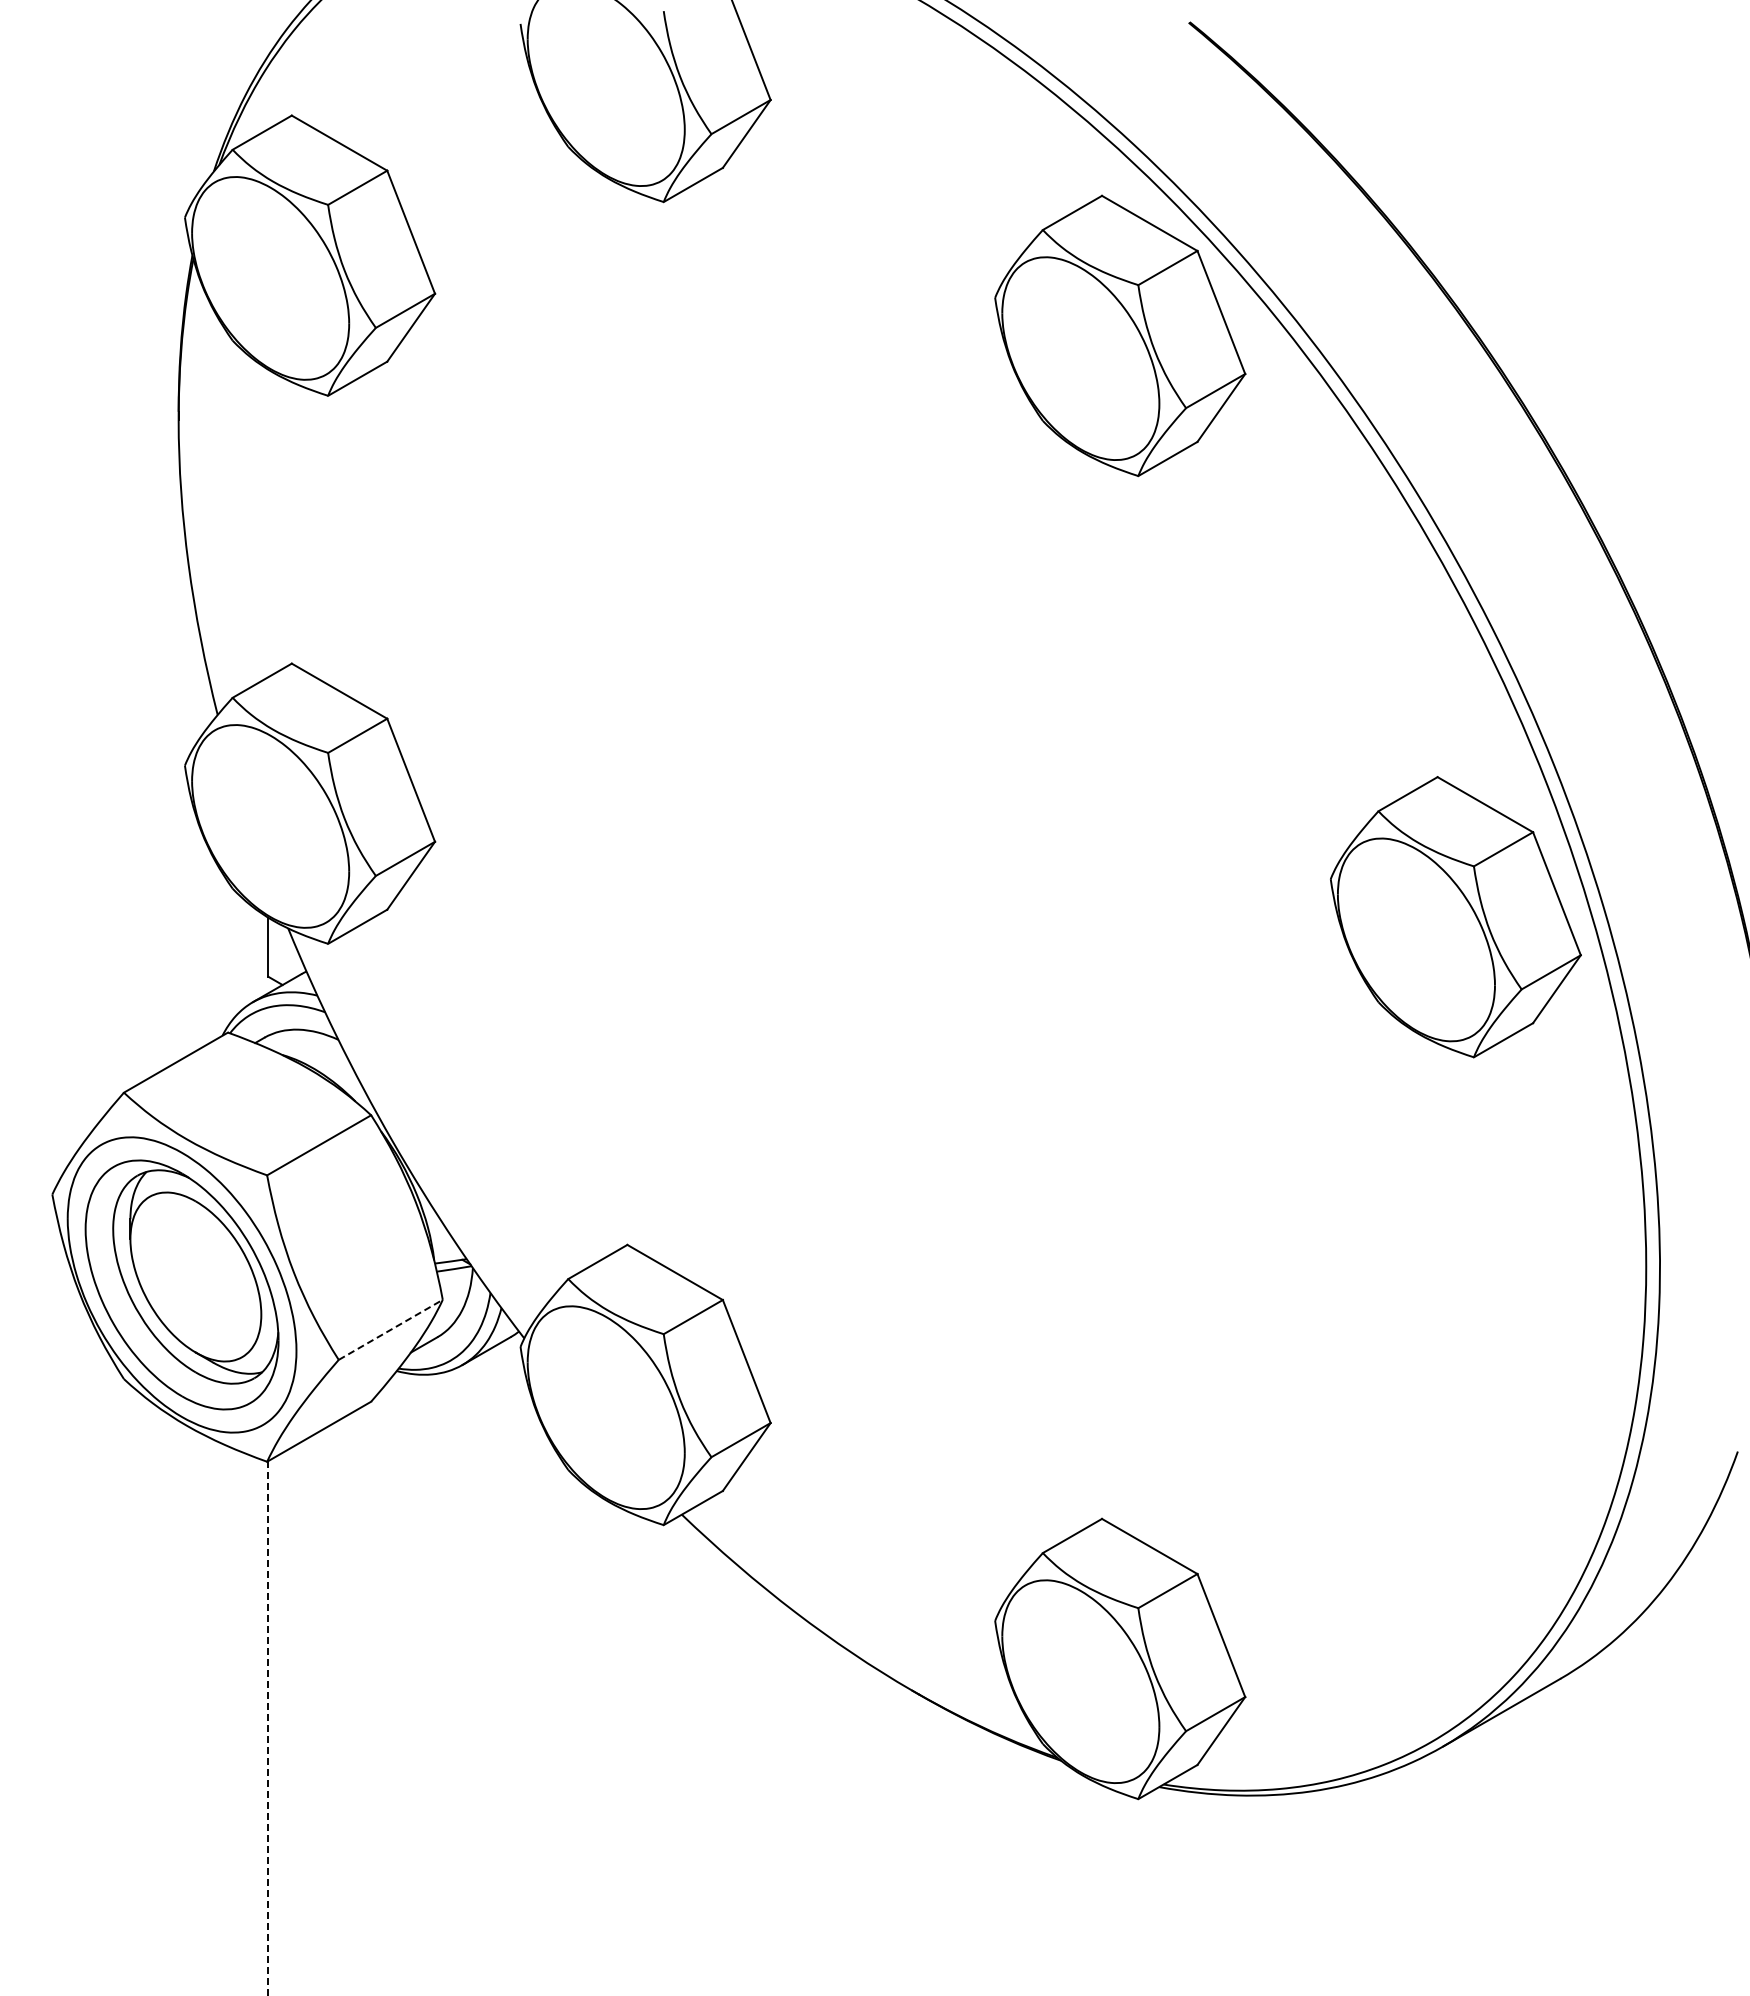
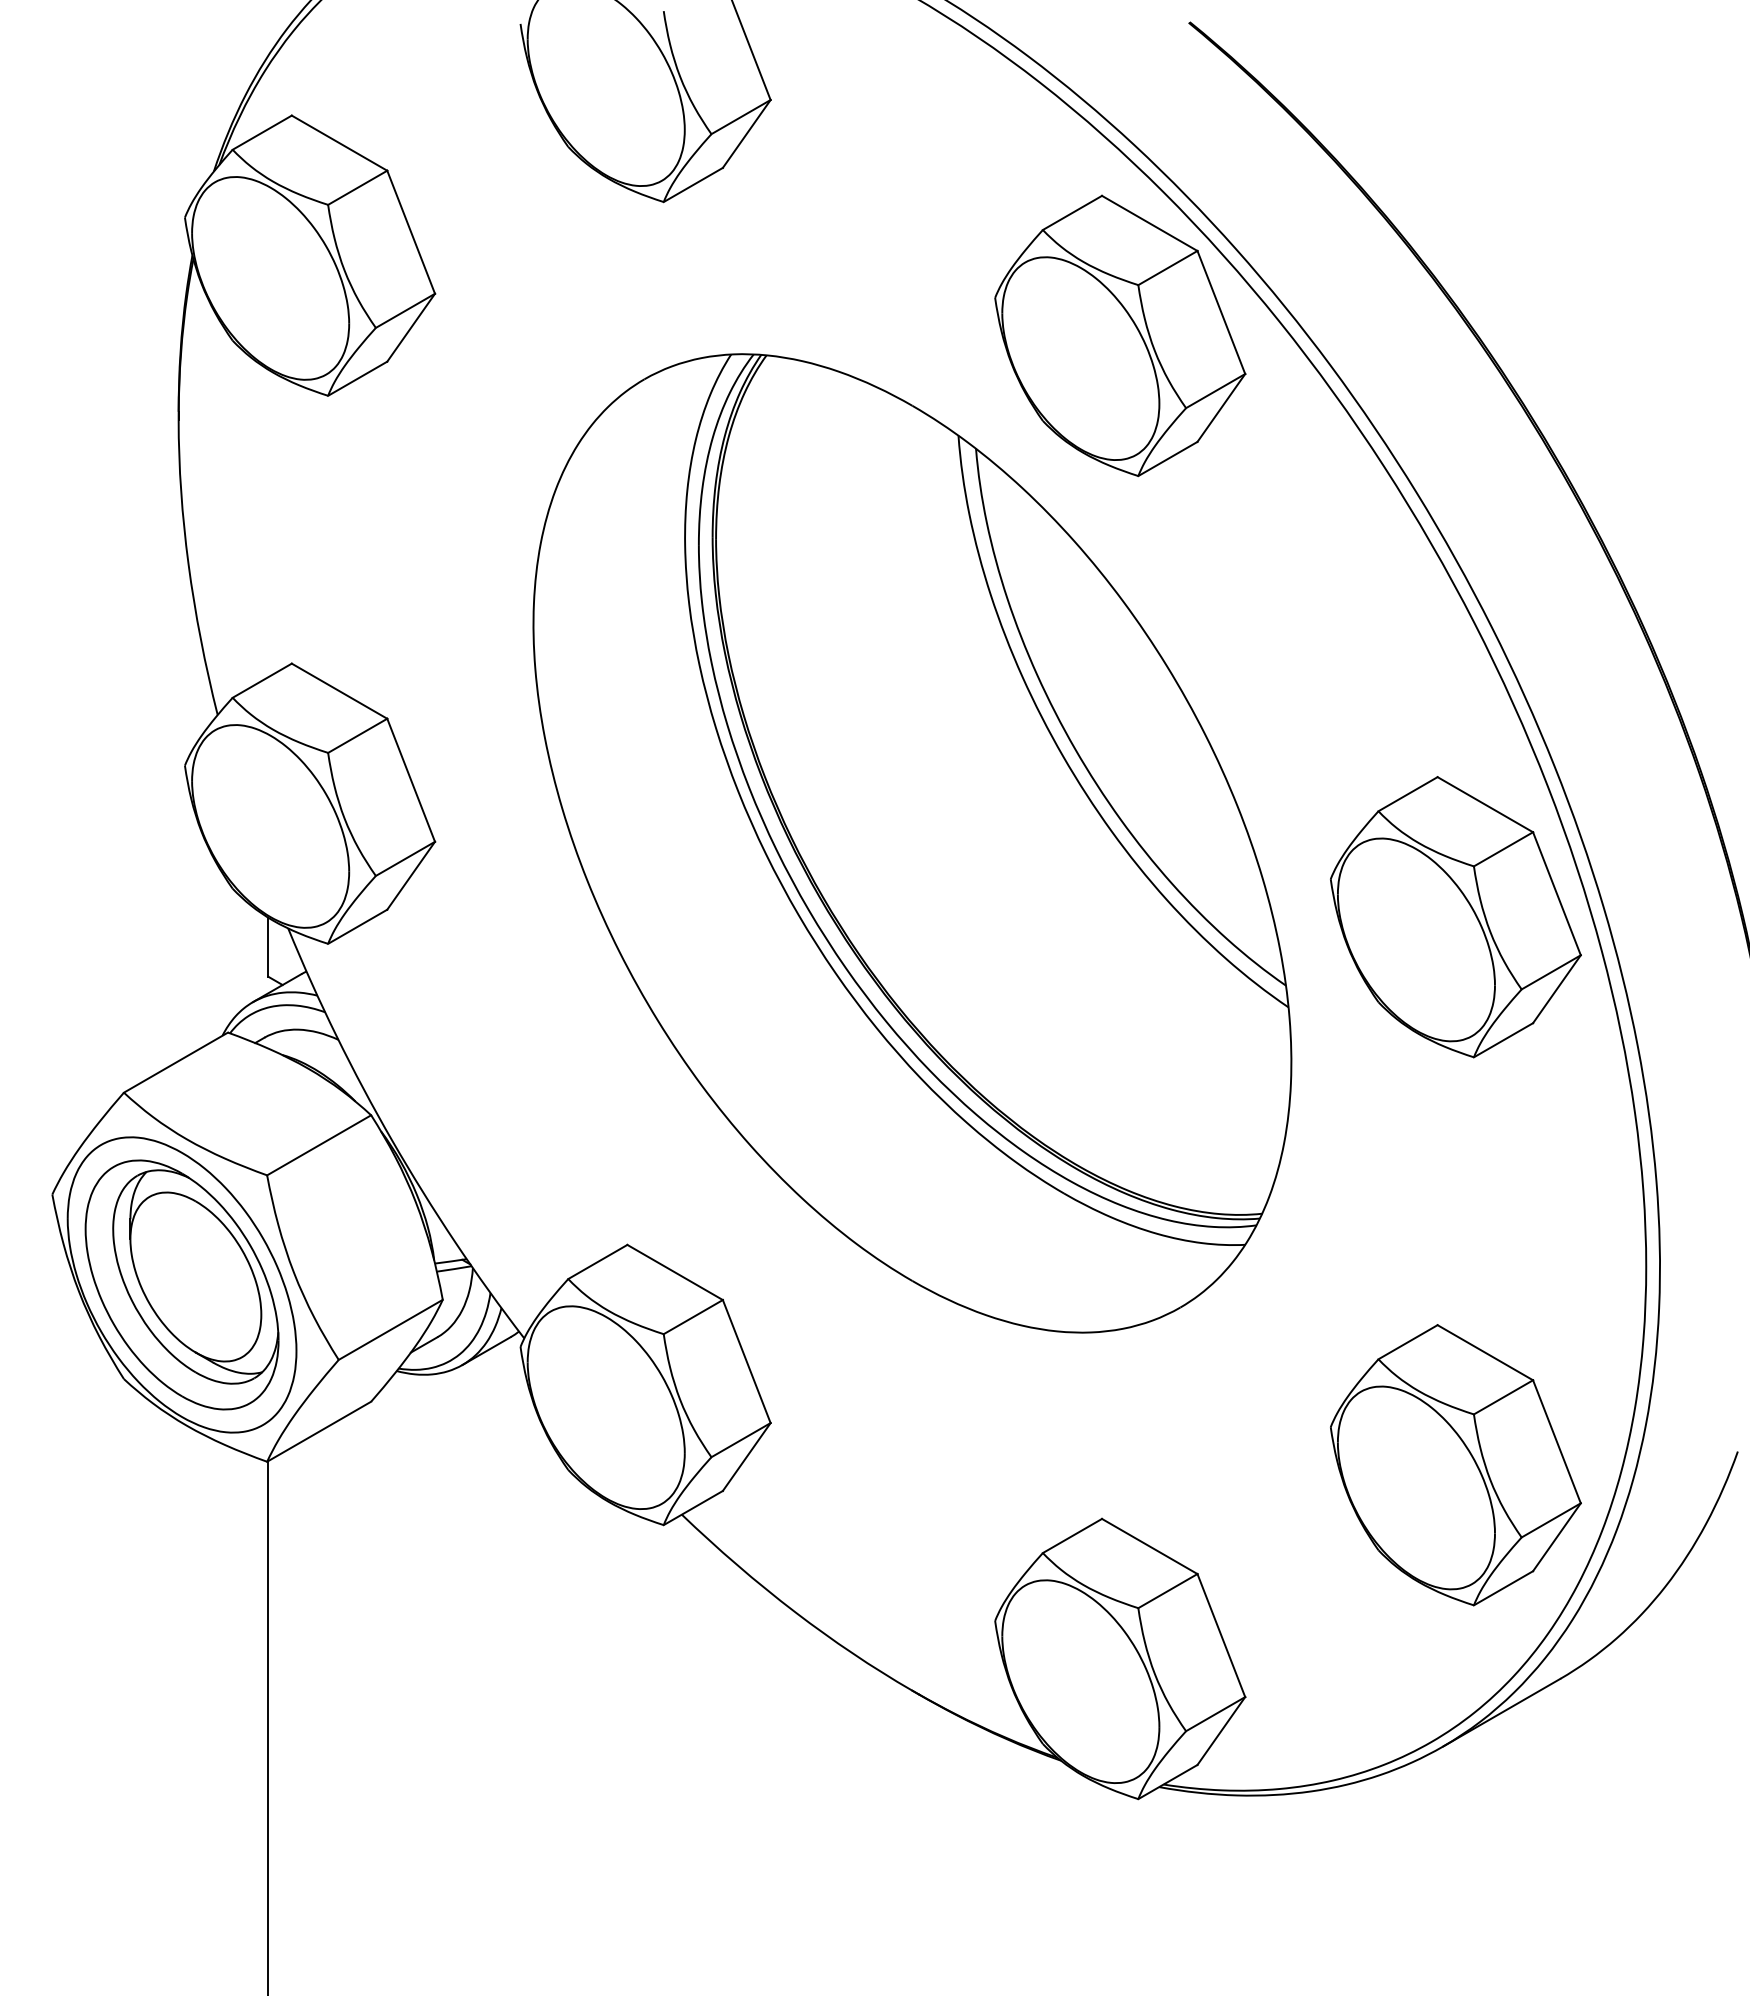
part: none -> present (912, 843)
line: dashed -> solid (391, 1329)
part: none -> present (1455, 1465)
line: dashed -> solid (268, 1728)
